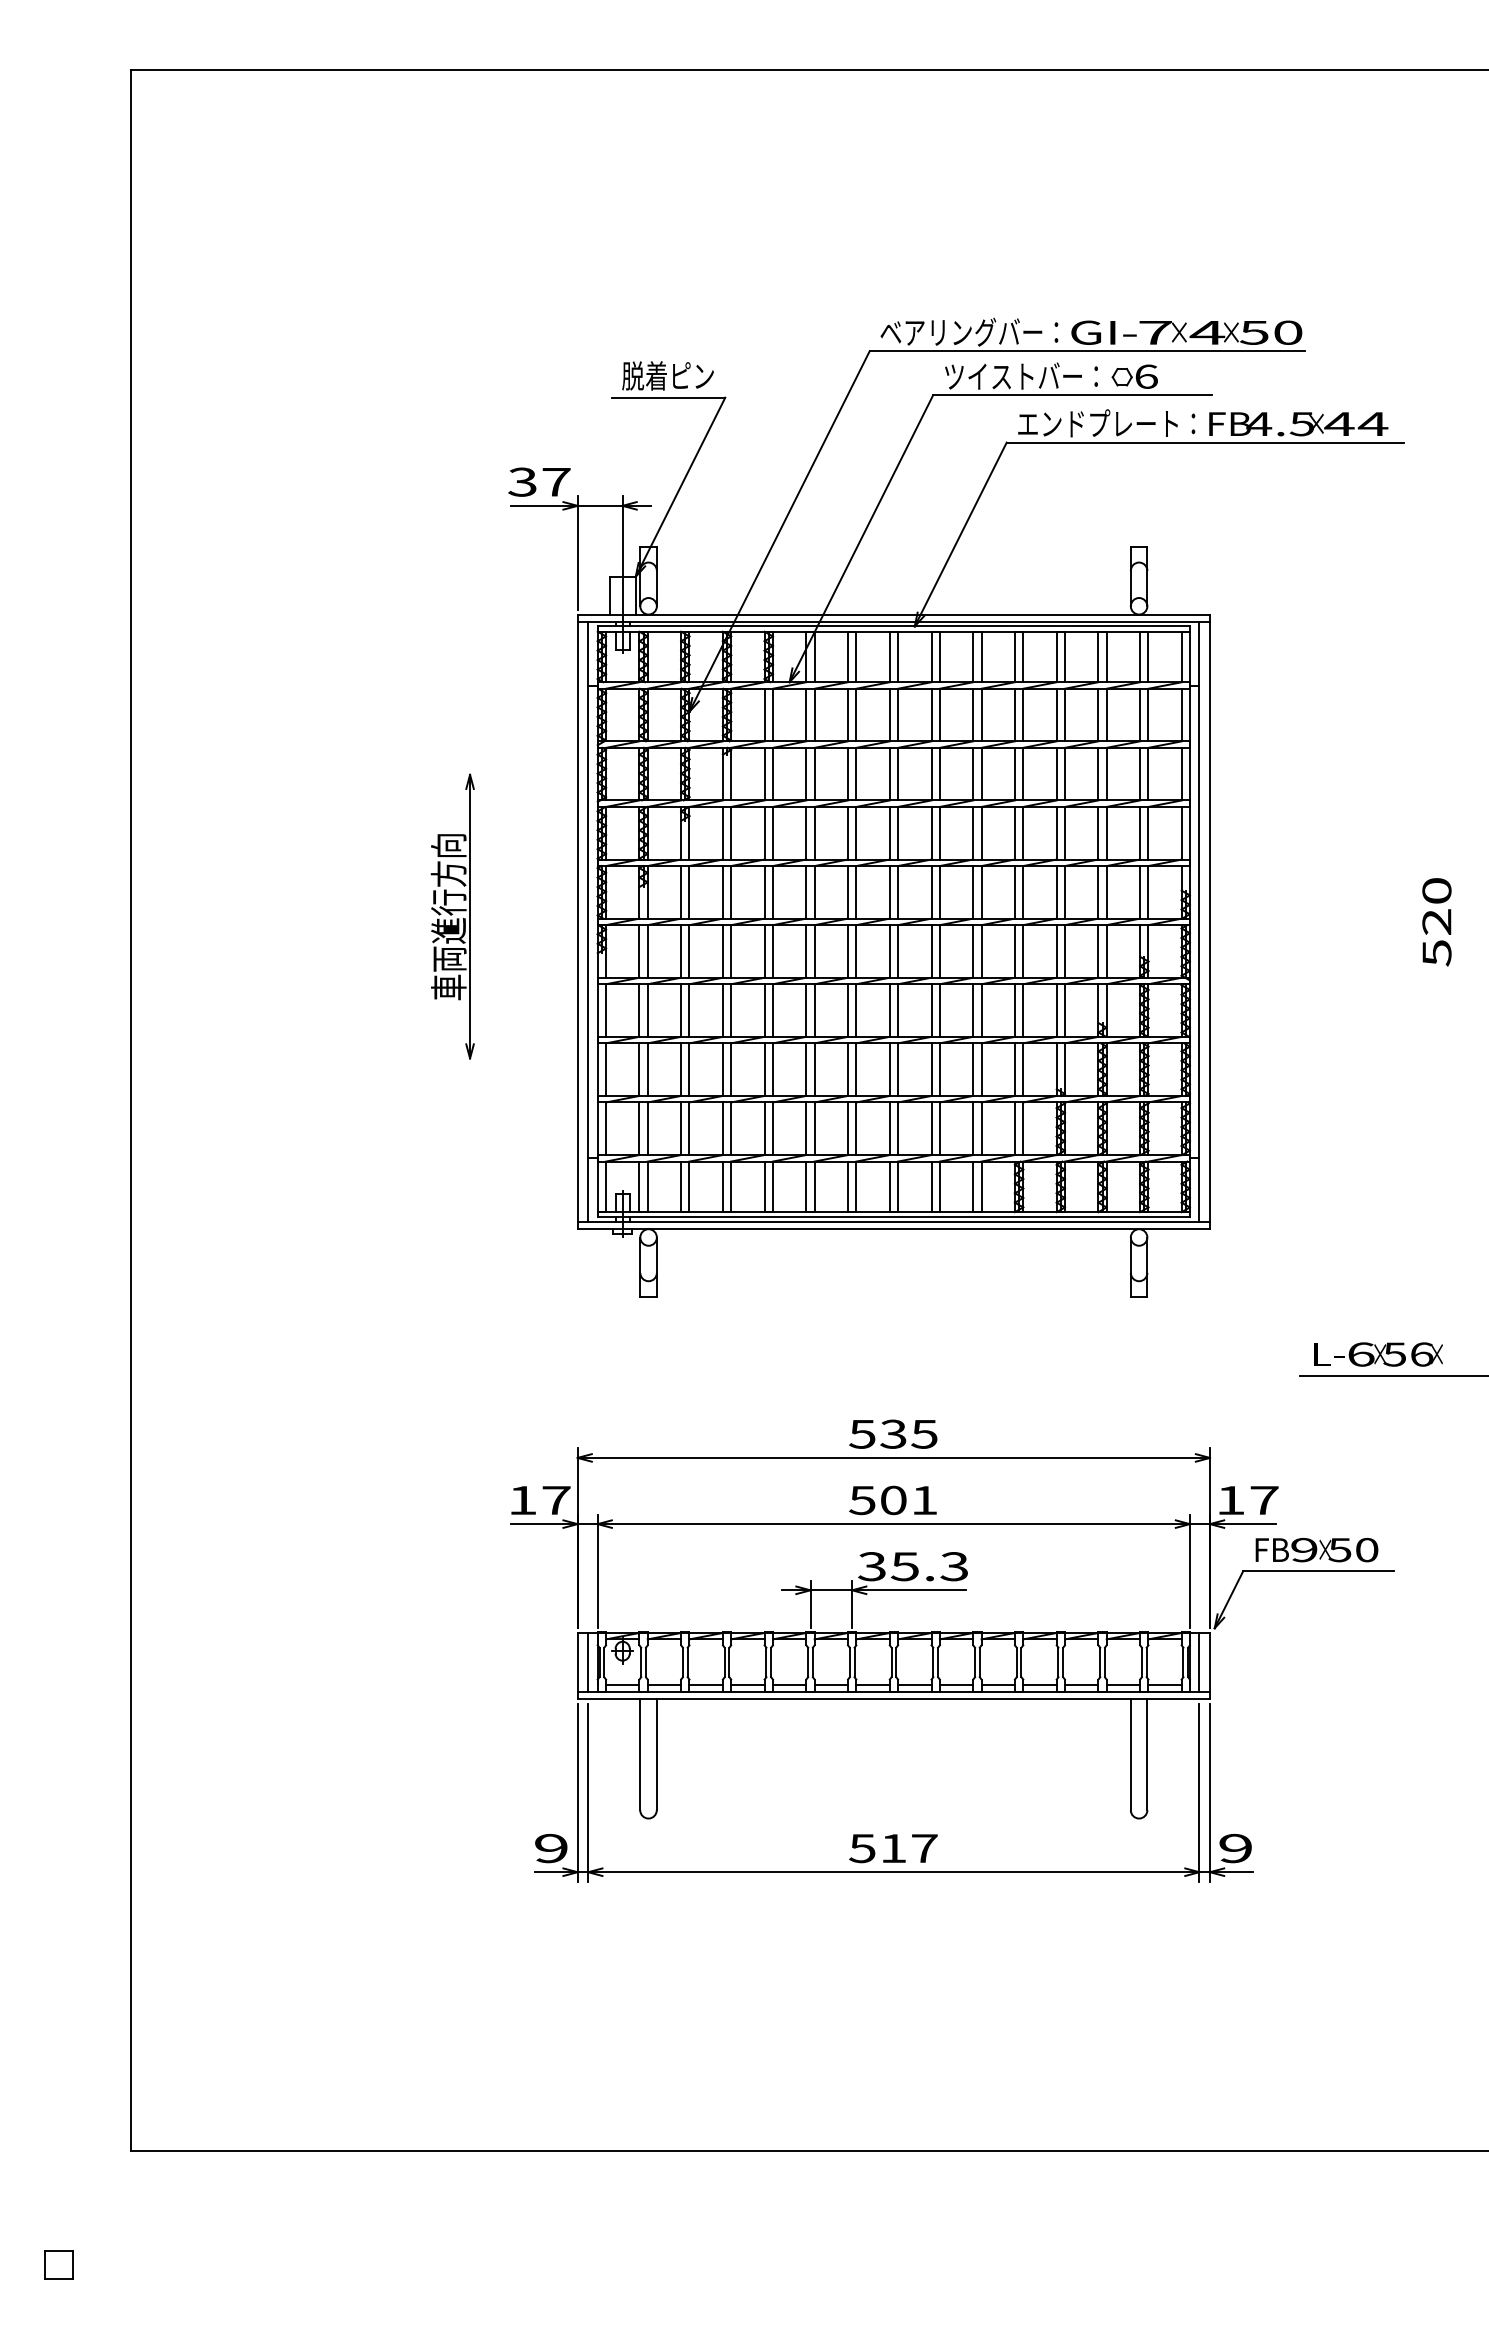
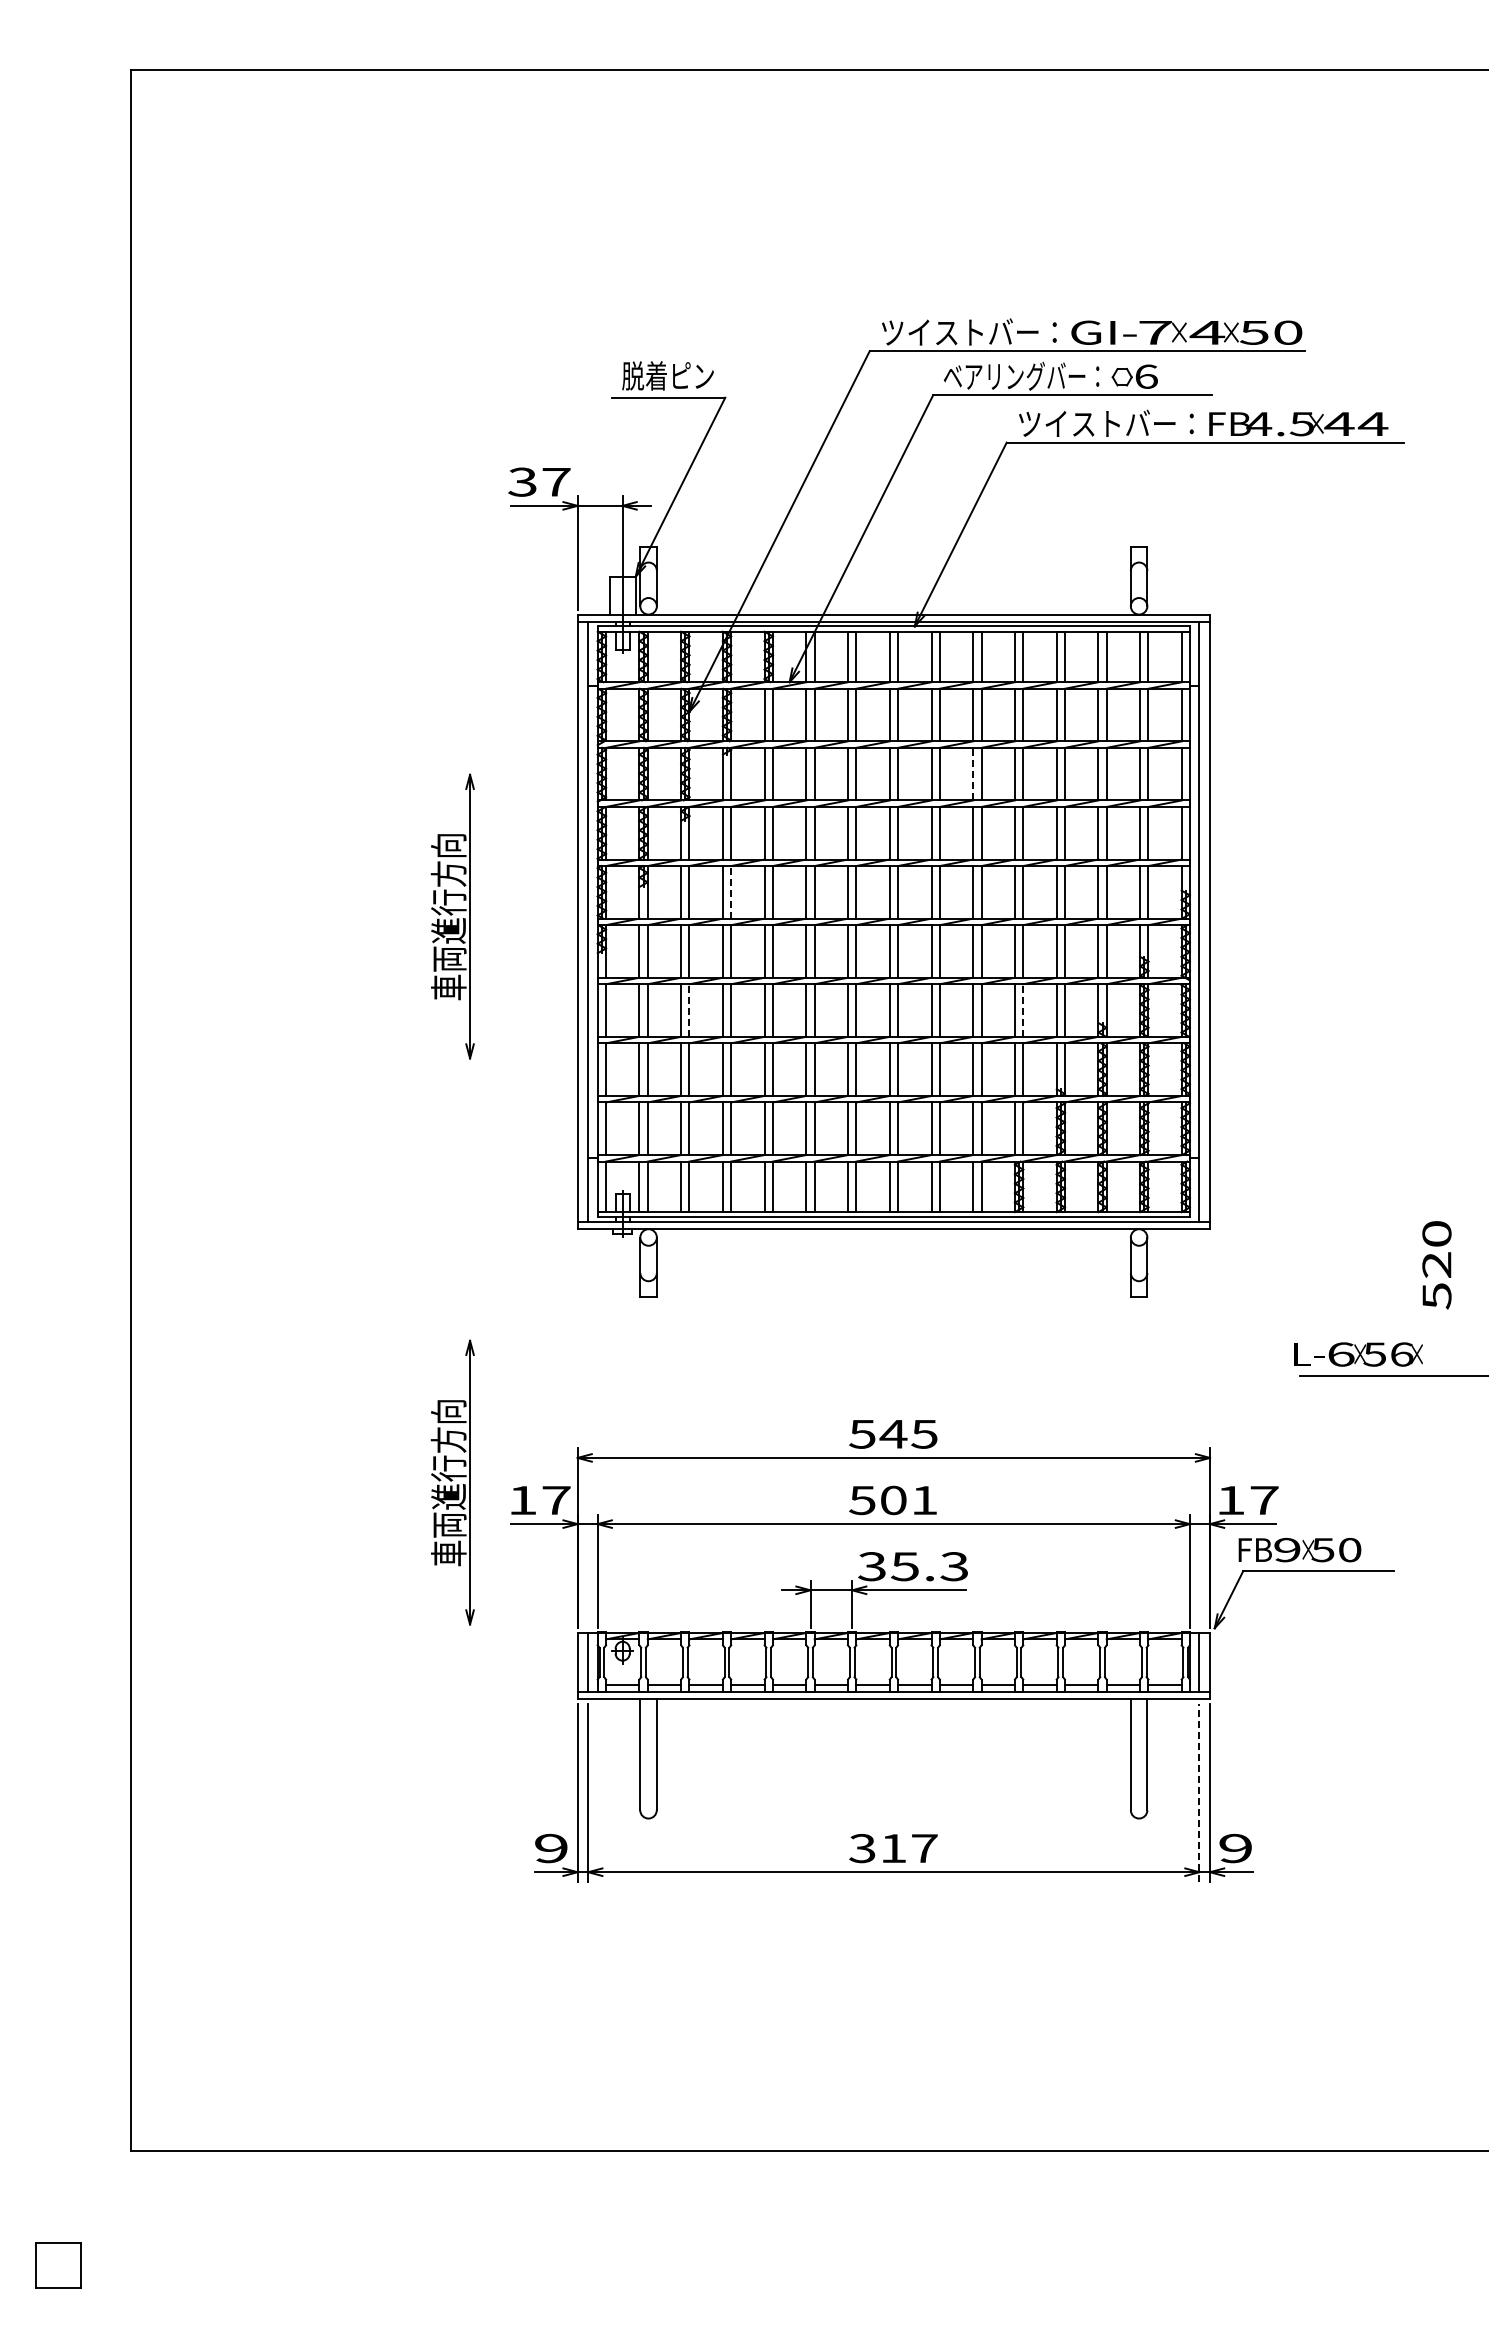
text: ベアリングバー： -> ツイストバー： (969, 331)
text: ツイストバー： -> ベアリングバー： (1021, 375)
text: エンドプレート： -> ツイストバー： (1106, 423)
line: solid -> dashed (973, 773)
line: solid -> dashed (731, 891)
text position: (1436, 922) -> (1436, 1265) (1436, 1265)
line: solid -> dashed (689, 1010)
line: solid -> dashed (1023, 1010)
text position: (1378, 1354) -> (1358, 1354) (1358, 1354)
text: 535 -> 545 (893, 1433)
part: none -> present (452, 1482)
text position: (1316, 1550) -> (1299, 1550) (1299, 1550)
line: solid -> dashed (1199, 1792)
text: 517 -> 317 (862, 1847)
part size: 30x30 px -> 47x47 px (58, 2265)
